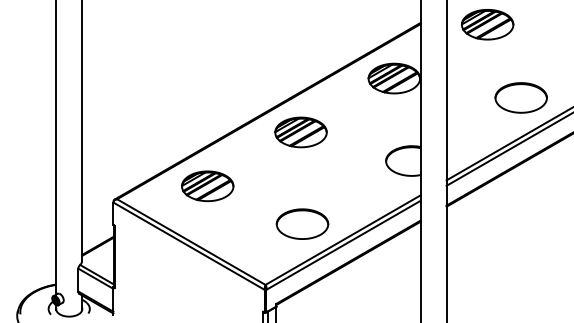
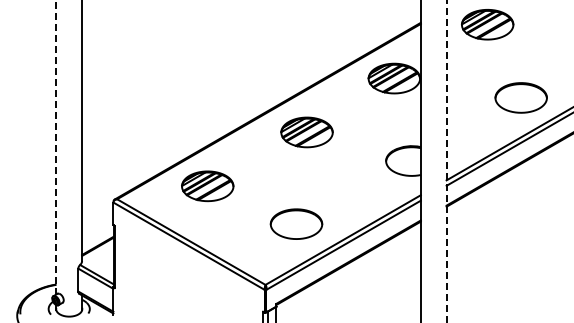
part position: (300, 132) -> (306, 132) (306, 132)
line: solid -> dashed (56, 147)
line: solid -> dashed (446, 161)
part position: (302, 223) -> (296, 223) (296, 223)
